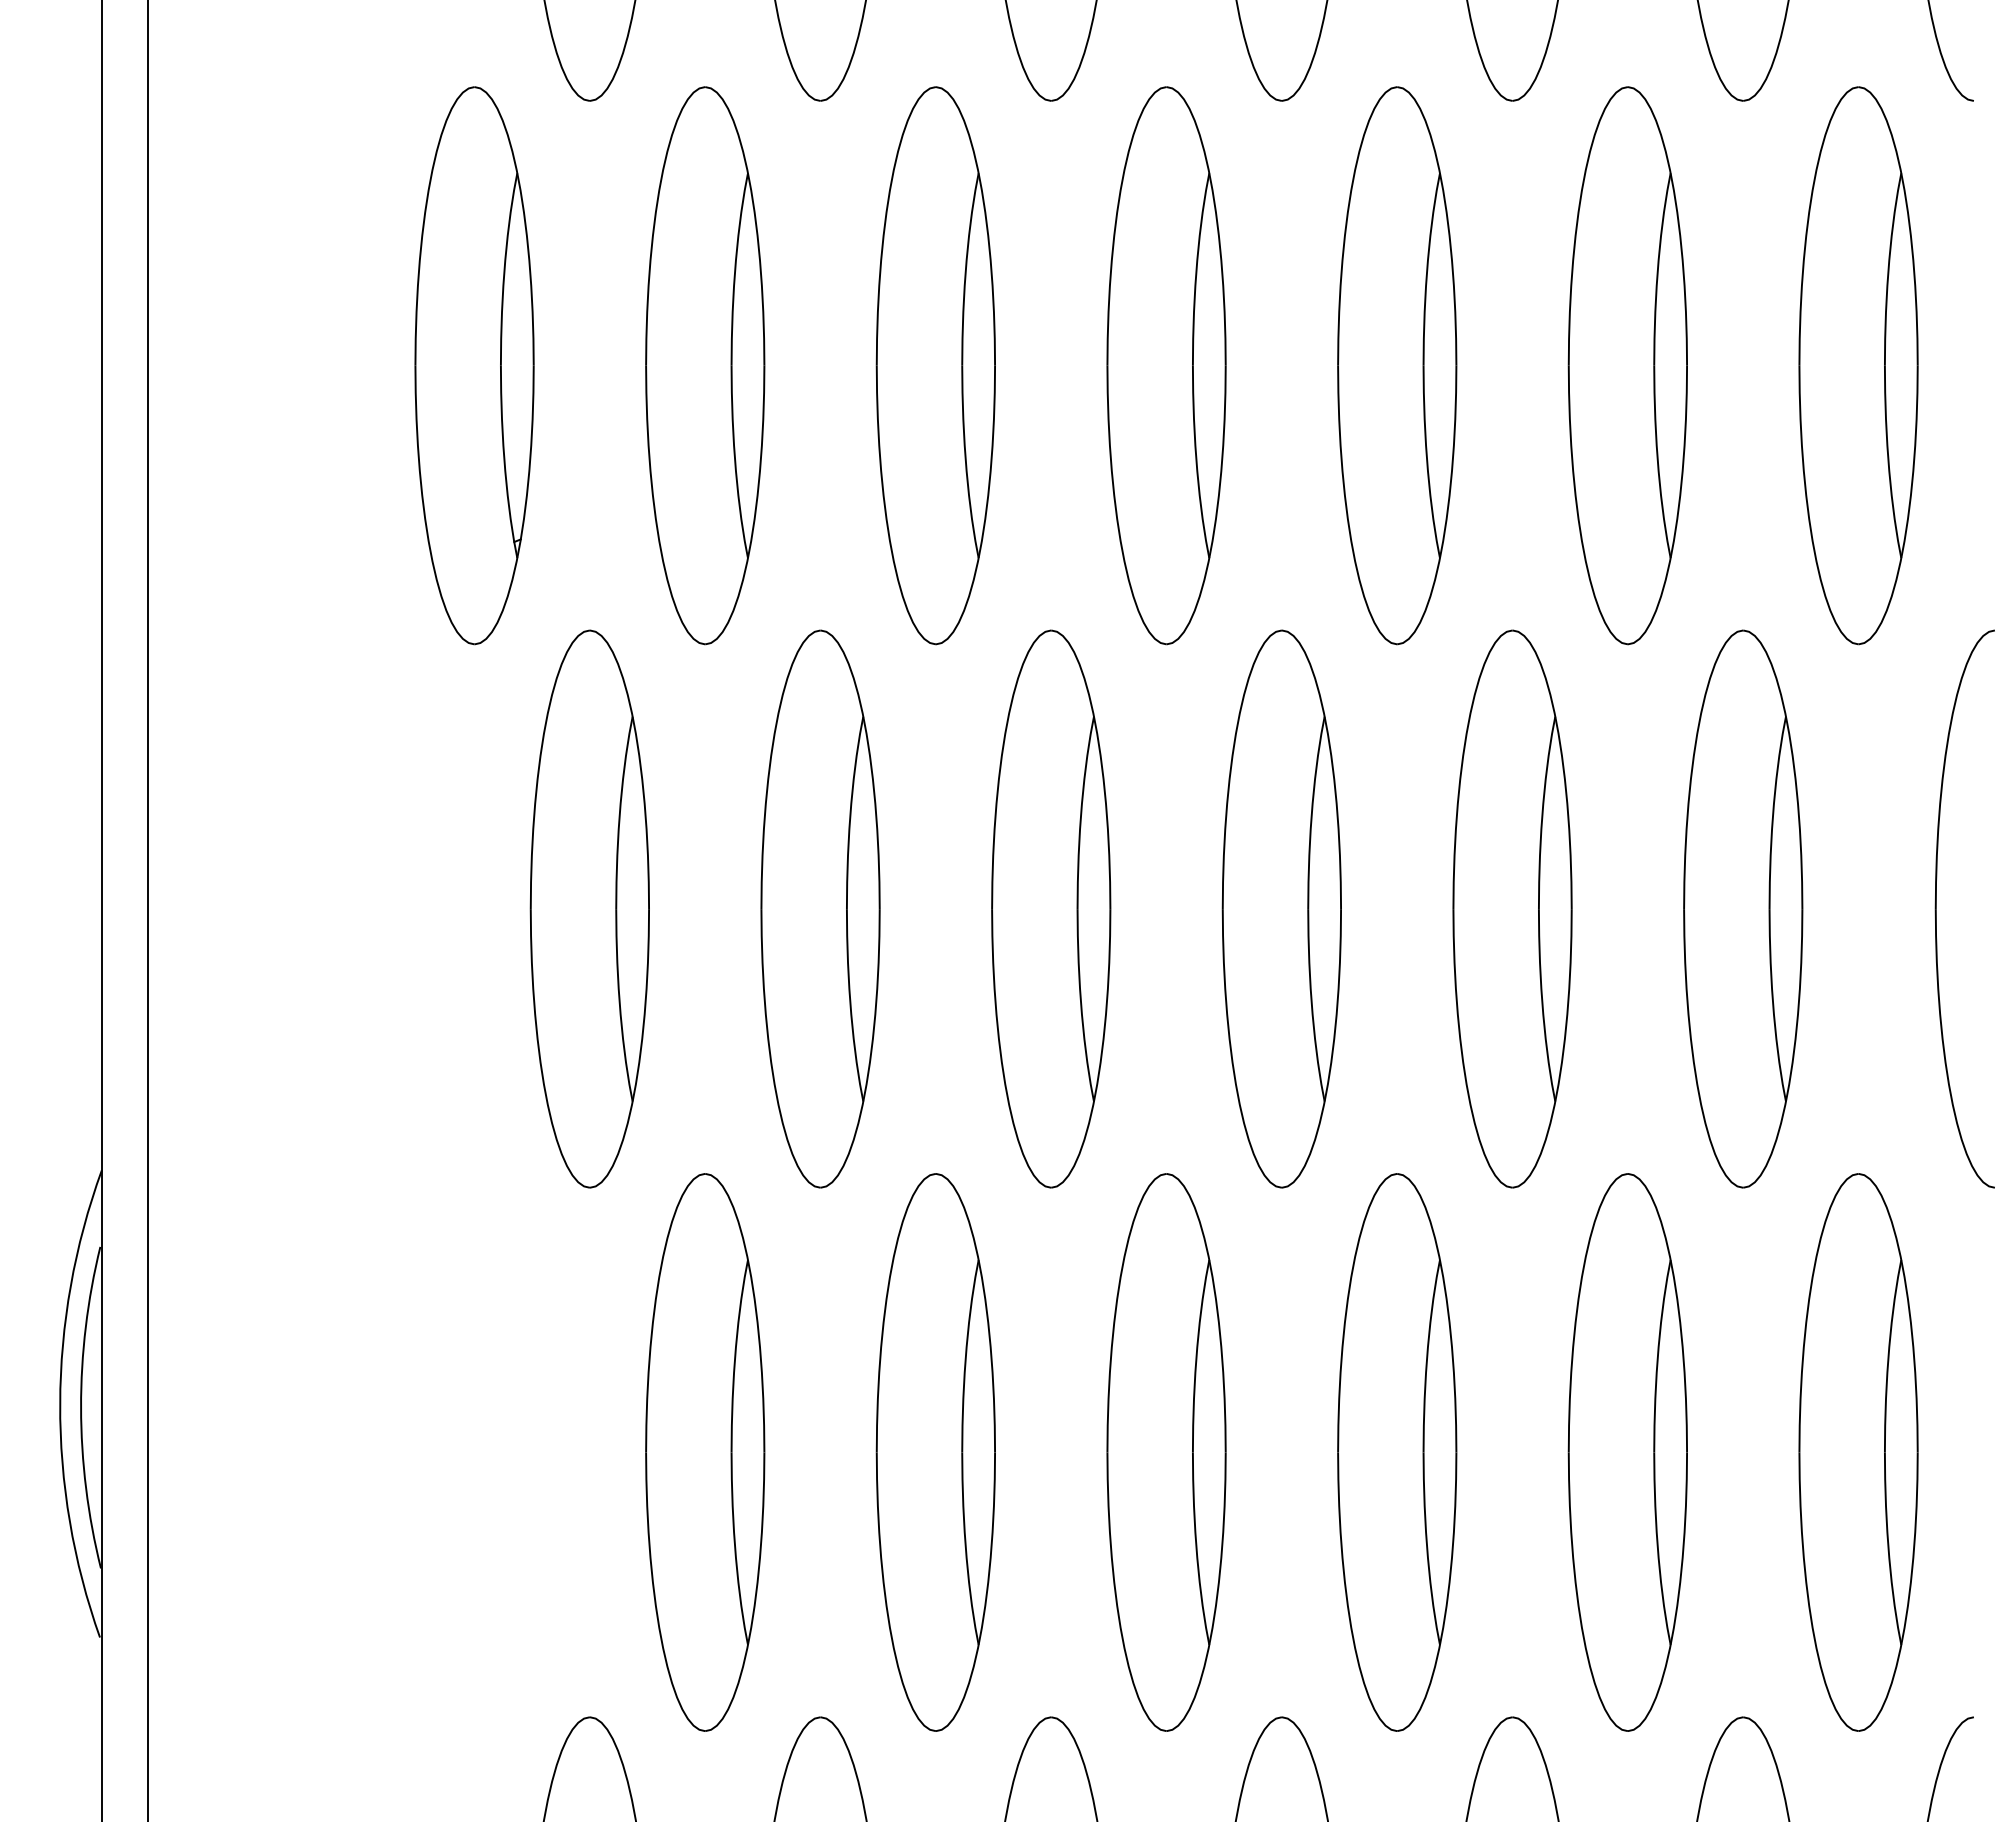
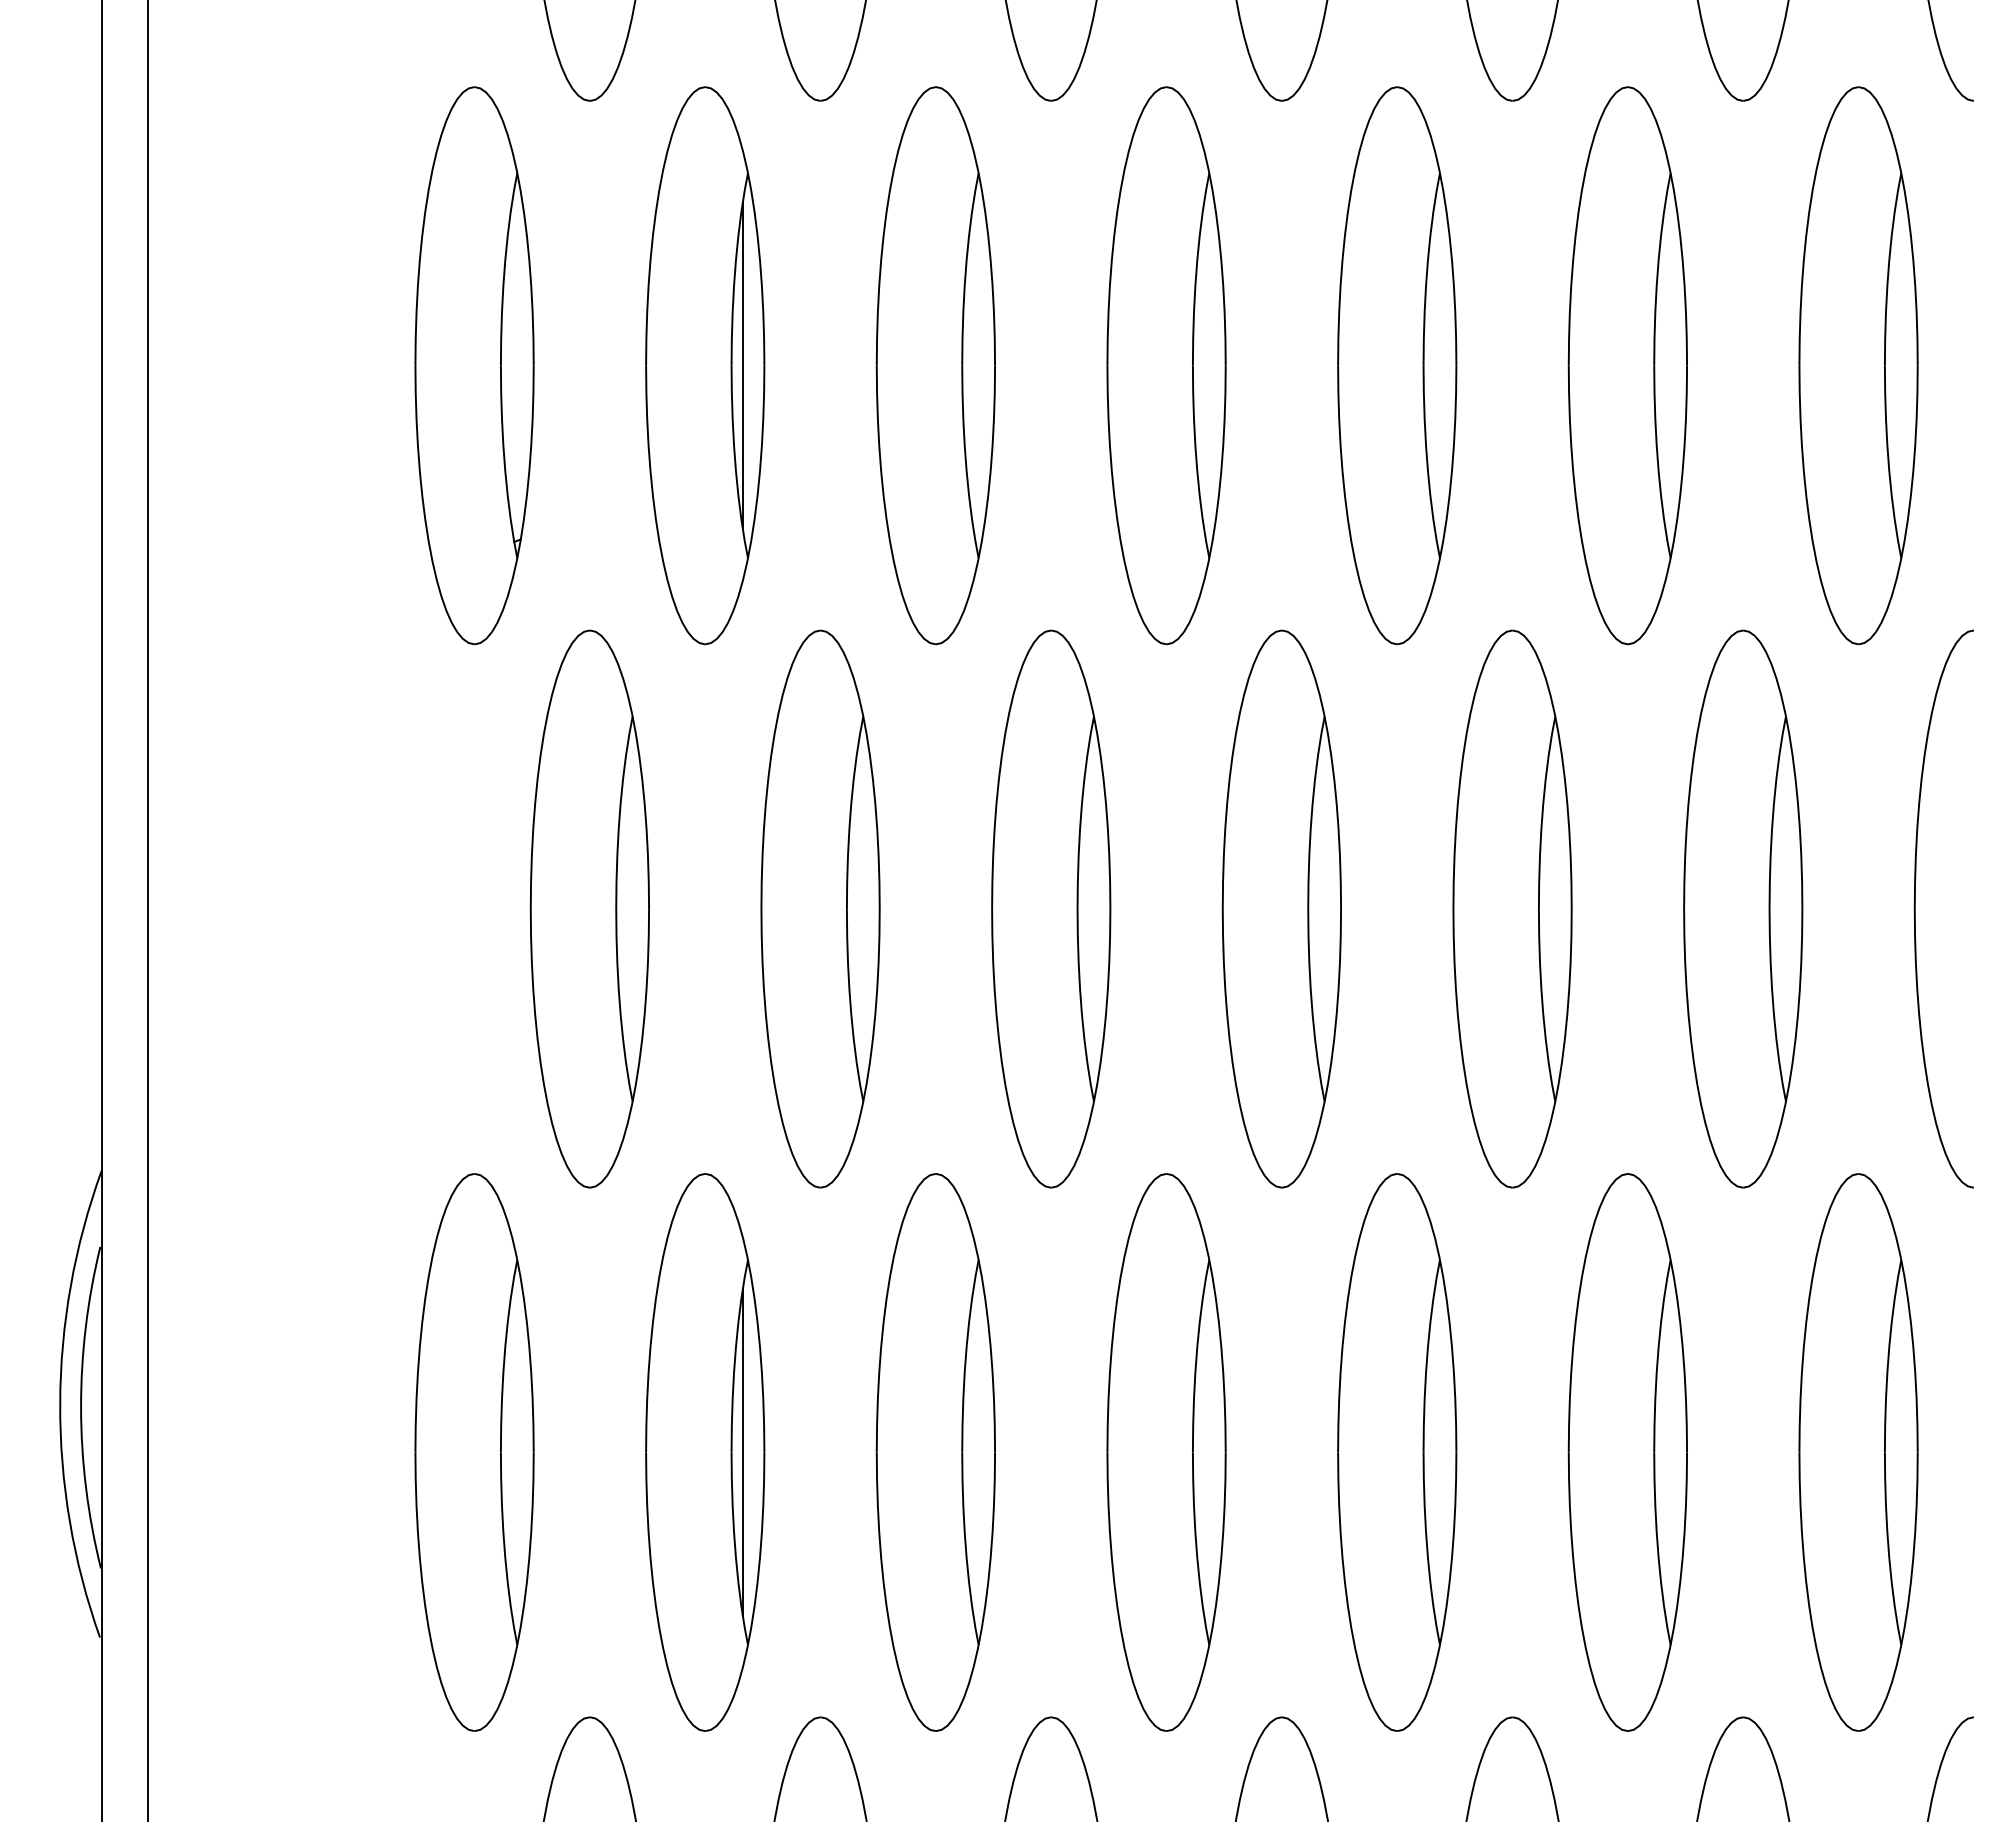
line: none -> present (742, 365)
part position: (1936, 908) -> (1915, 908) (1915, 908)
part: none -> present (474, 1452)
line: none -> present (742, 1452)
